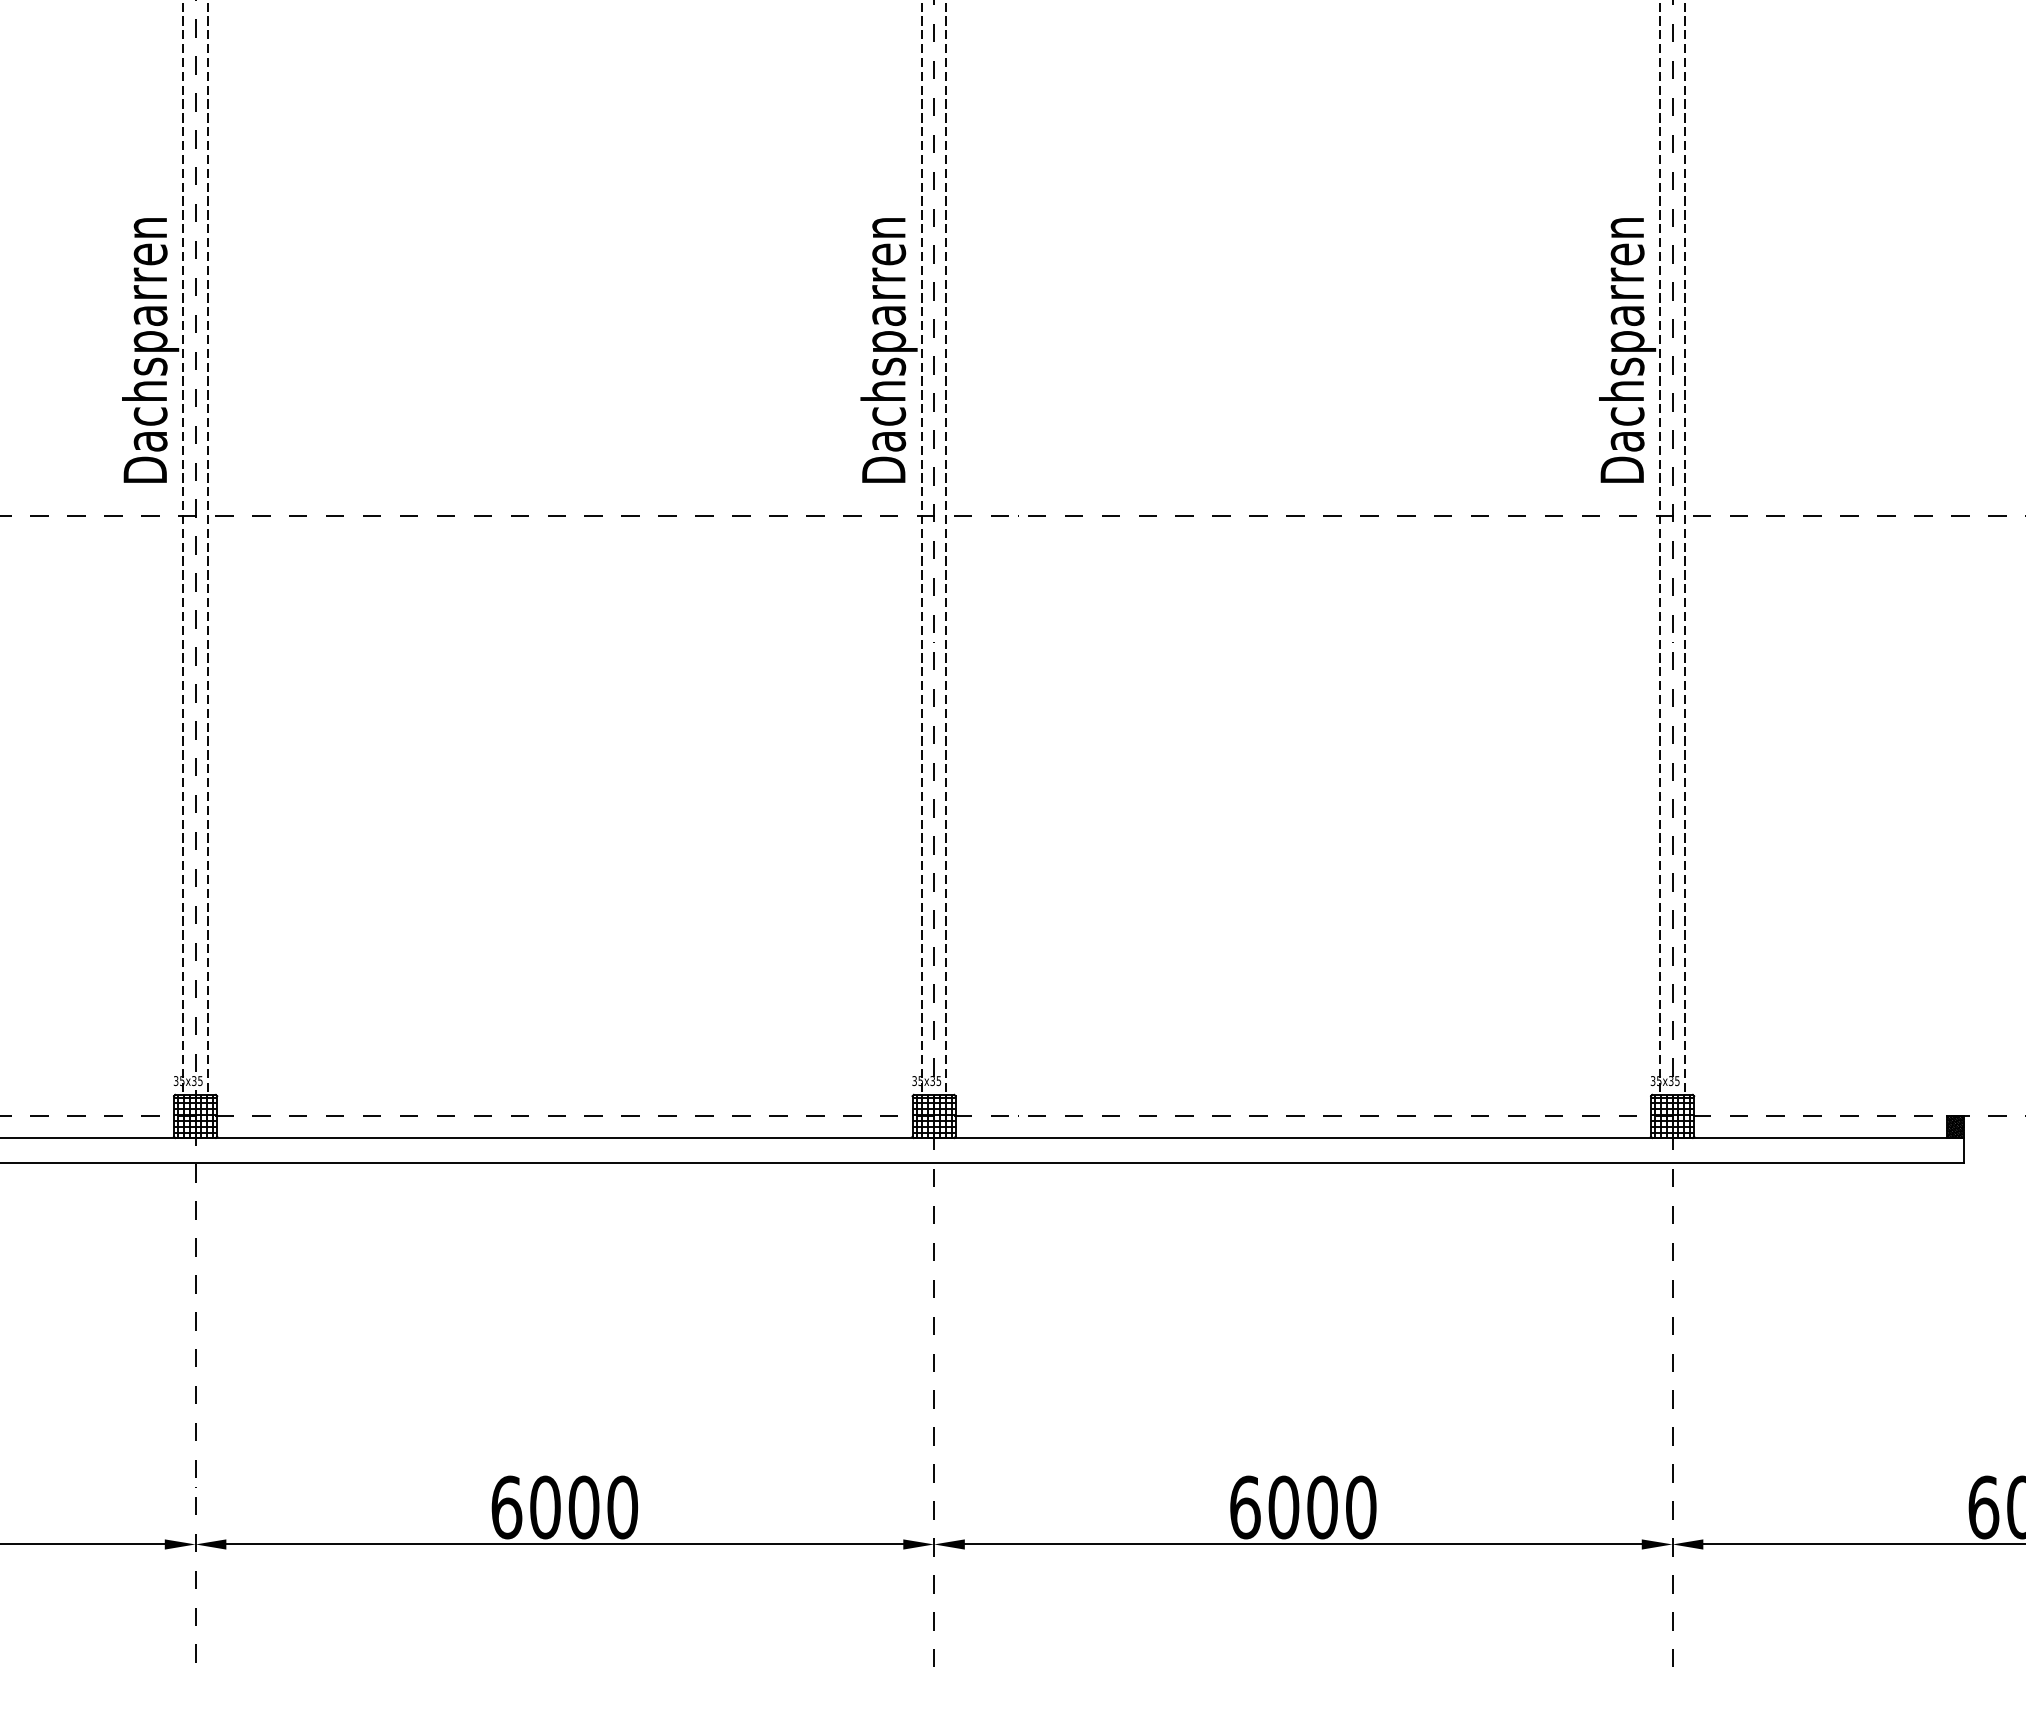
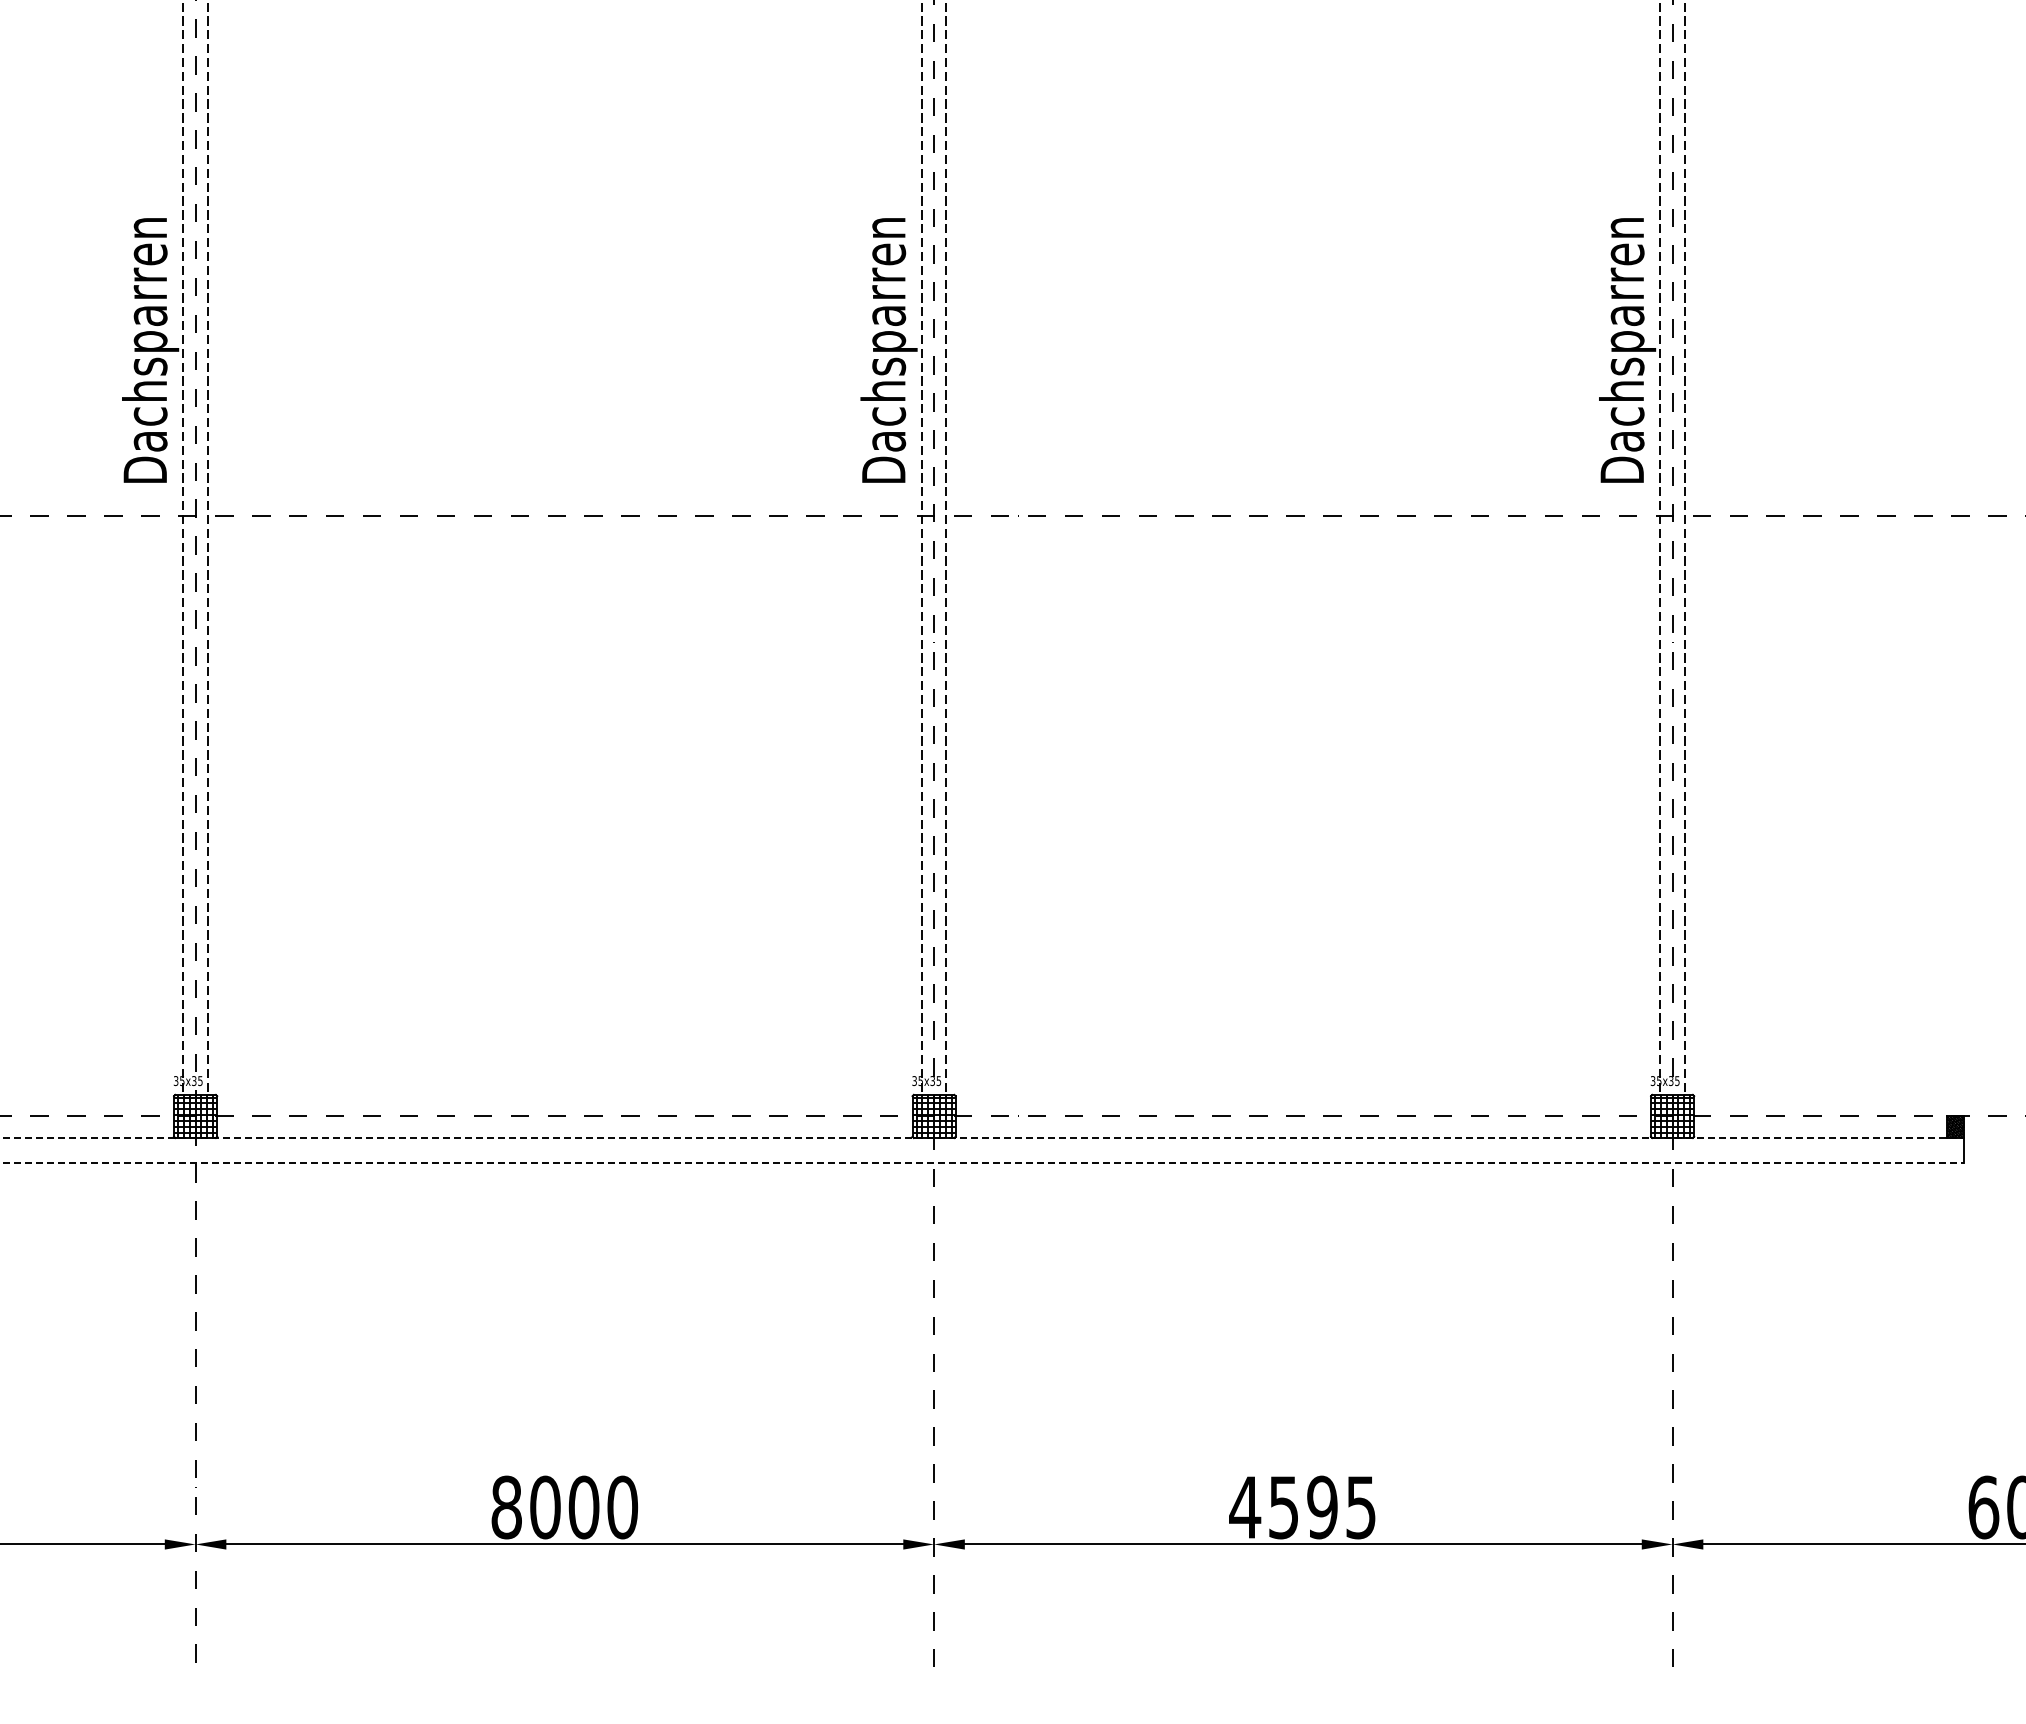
line: solid -> dashed (982, 1138)
line: solid -> dashed (982, 1162)
text: 6000 -> 8000 (506, 1507)
text: 6000 -> 4595 (1302, 1507)
